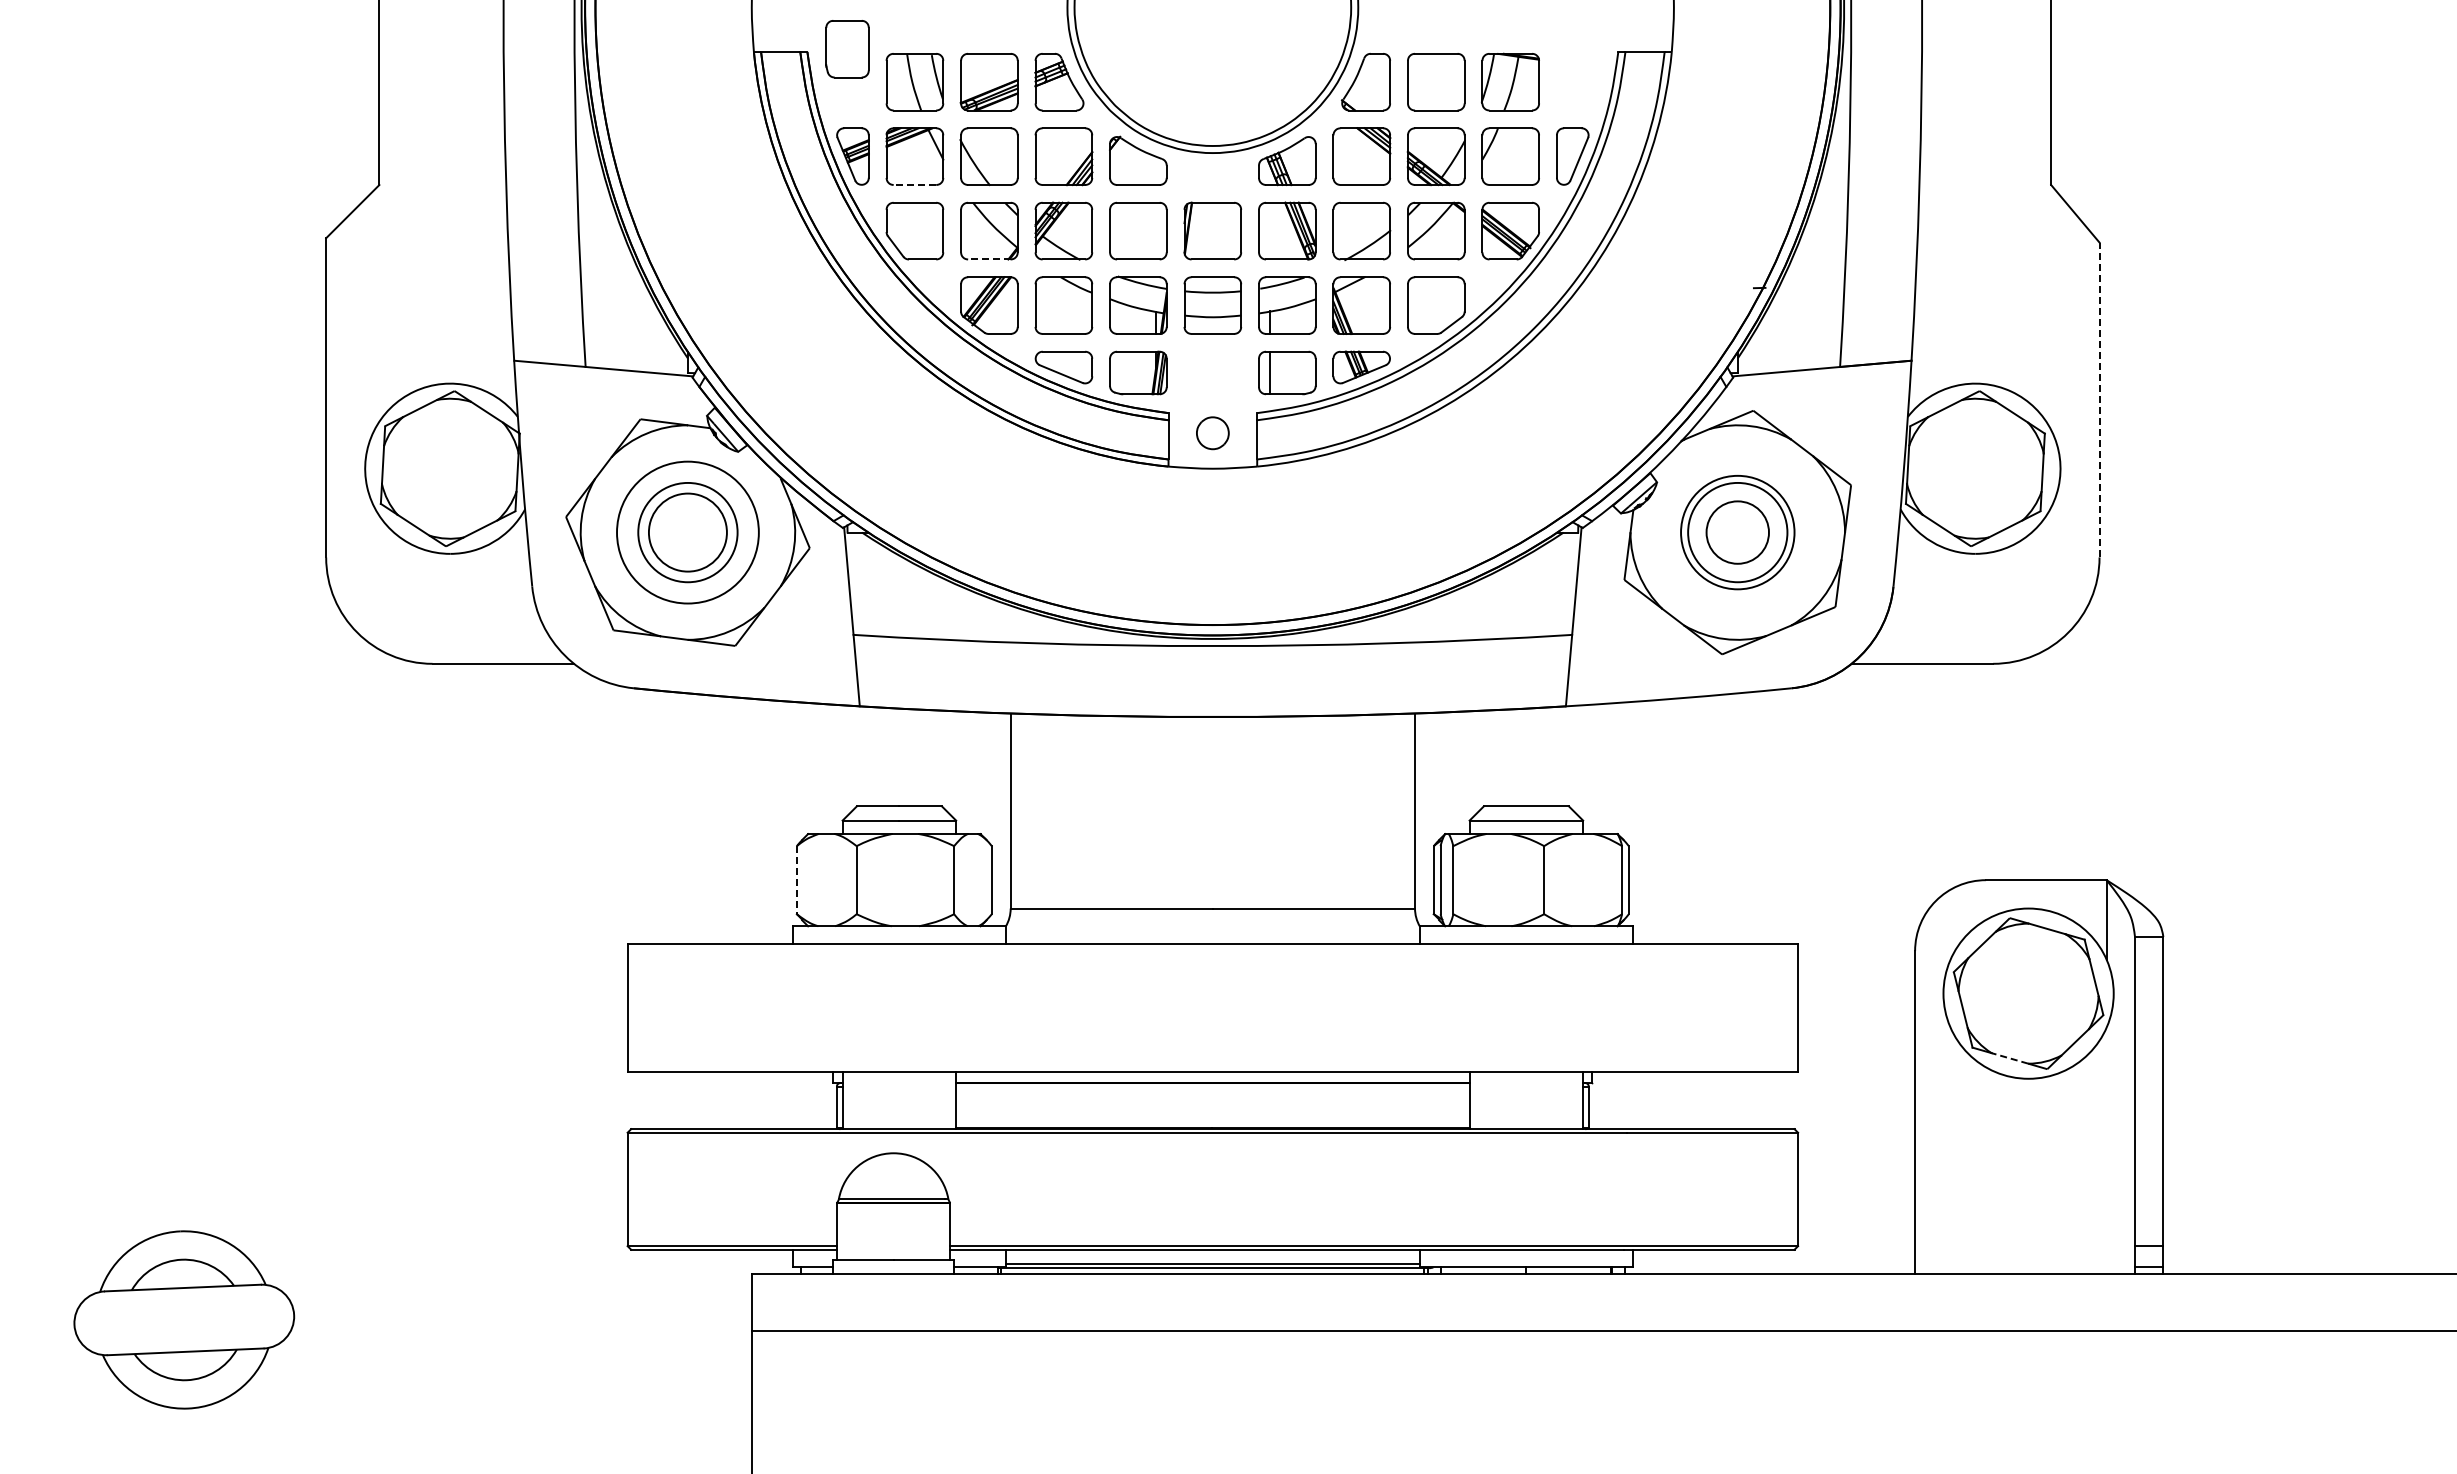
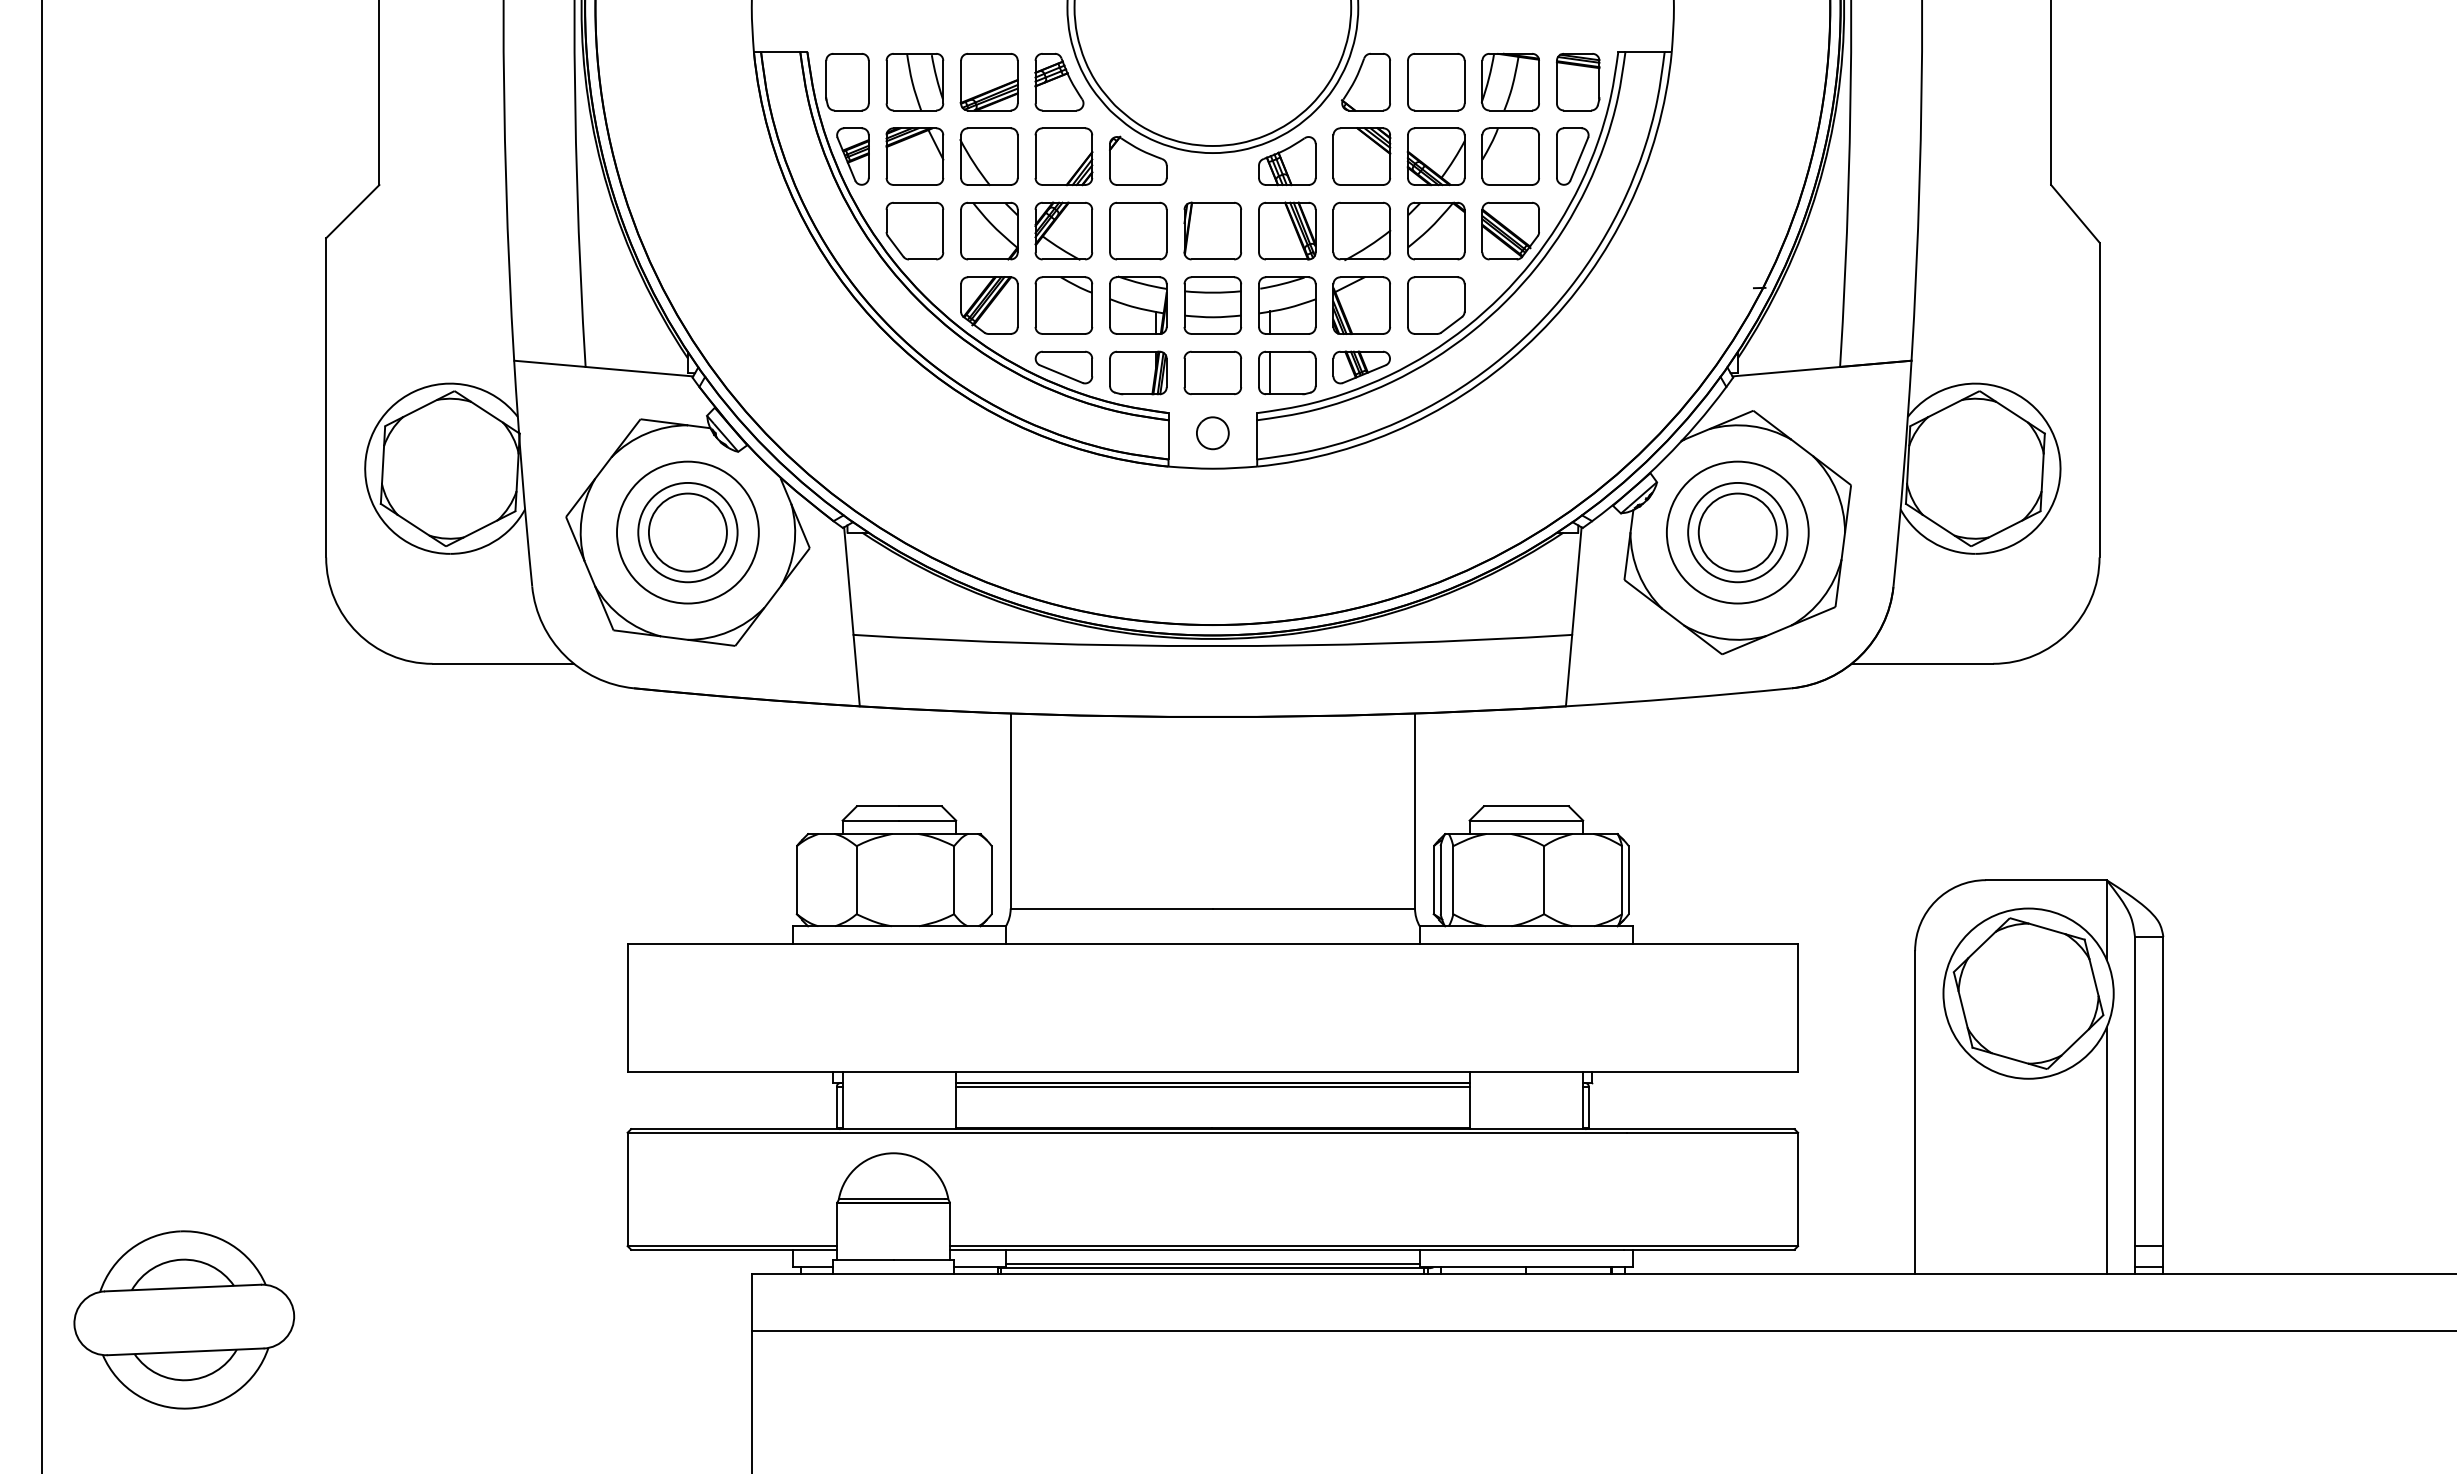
part position: (847, 49) -> (847, 82) (847, 82)
part: none -> present (1578, 82)
line: dashed -> solid (914, 185)
line: dashed -> solid (988, 259)
part: none -> present (1212, 372)
line: dashed -> solid (2099, 399)
circle diameter: 113 px -> 142 px (1737, 532)
circle diameter: 62 px -> 78 px (1737, 532)
line: none -> present (42, 736)
line: dashed -> solid (796, 880)
line: dashed -> solid (2009, 1058)
line: none -> present (1212, 1086)
line: none -> present (2106, 1150)
